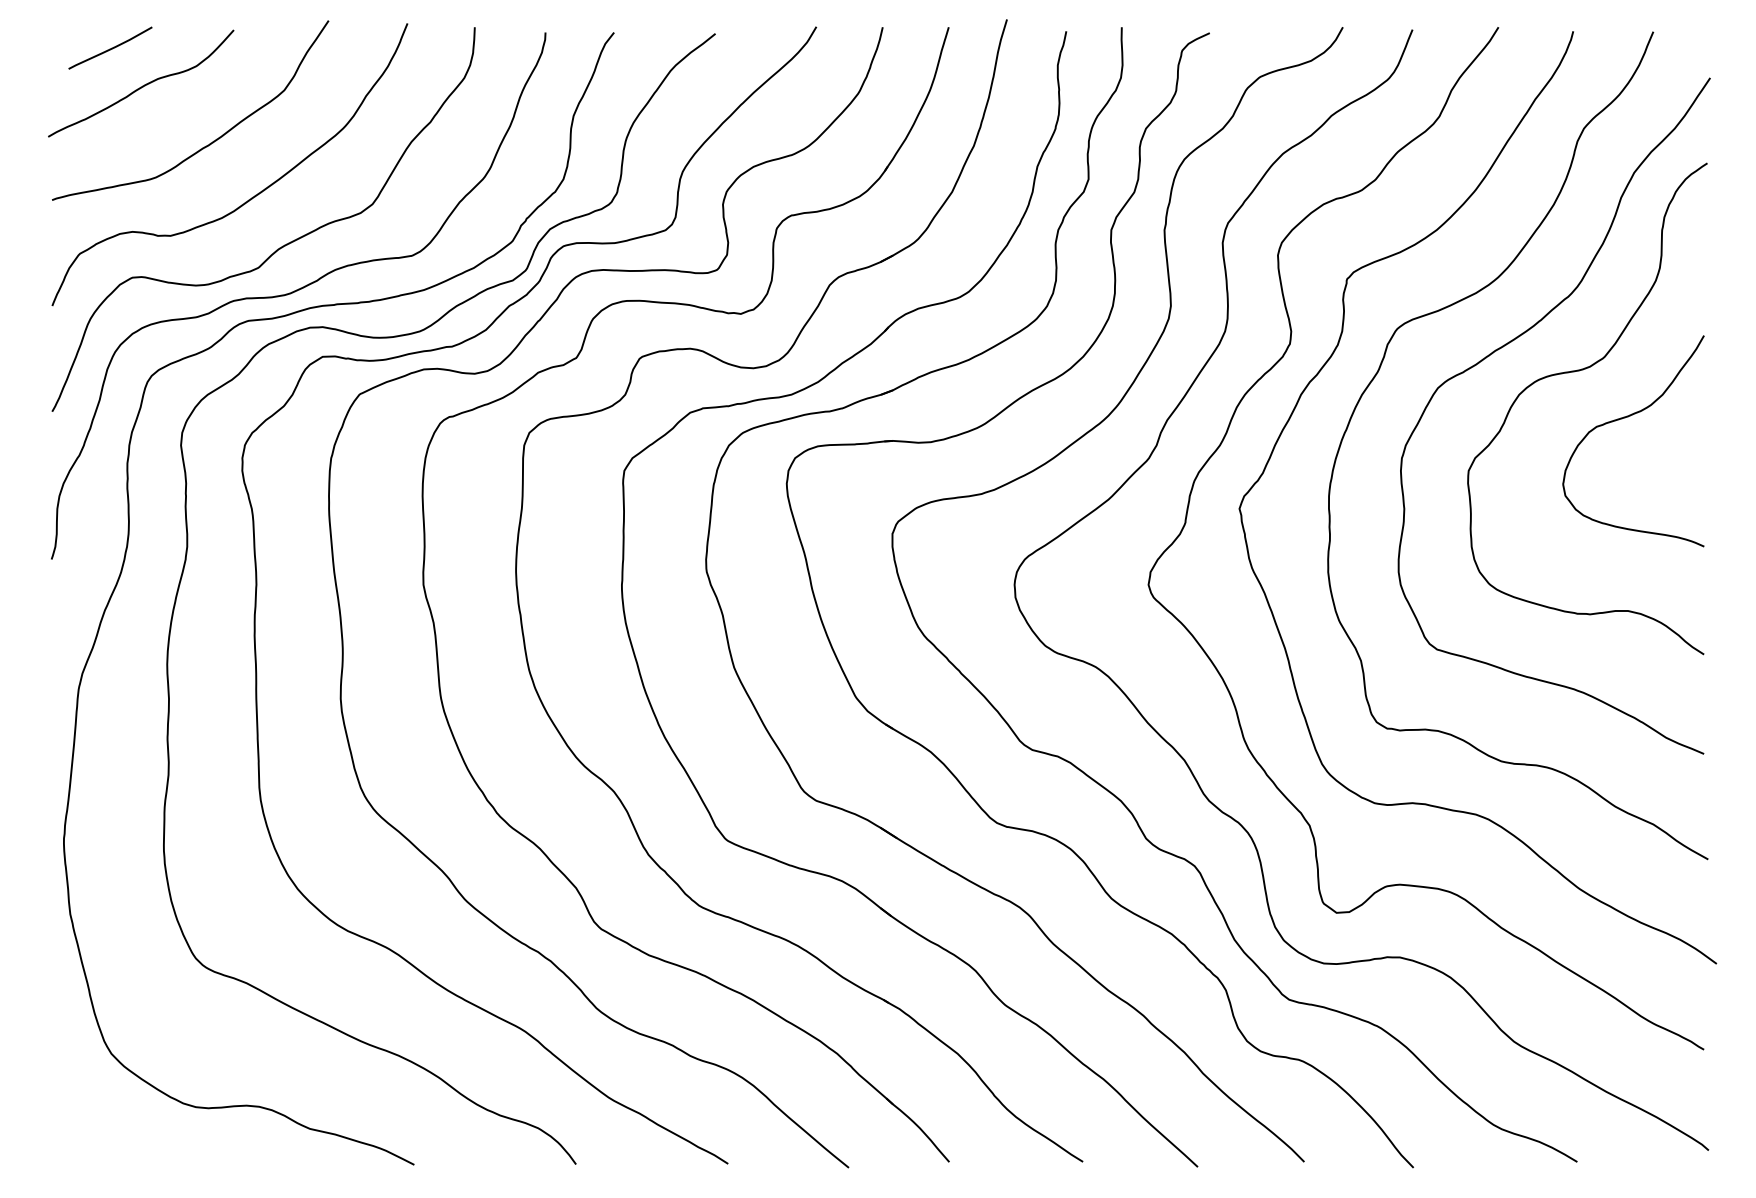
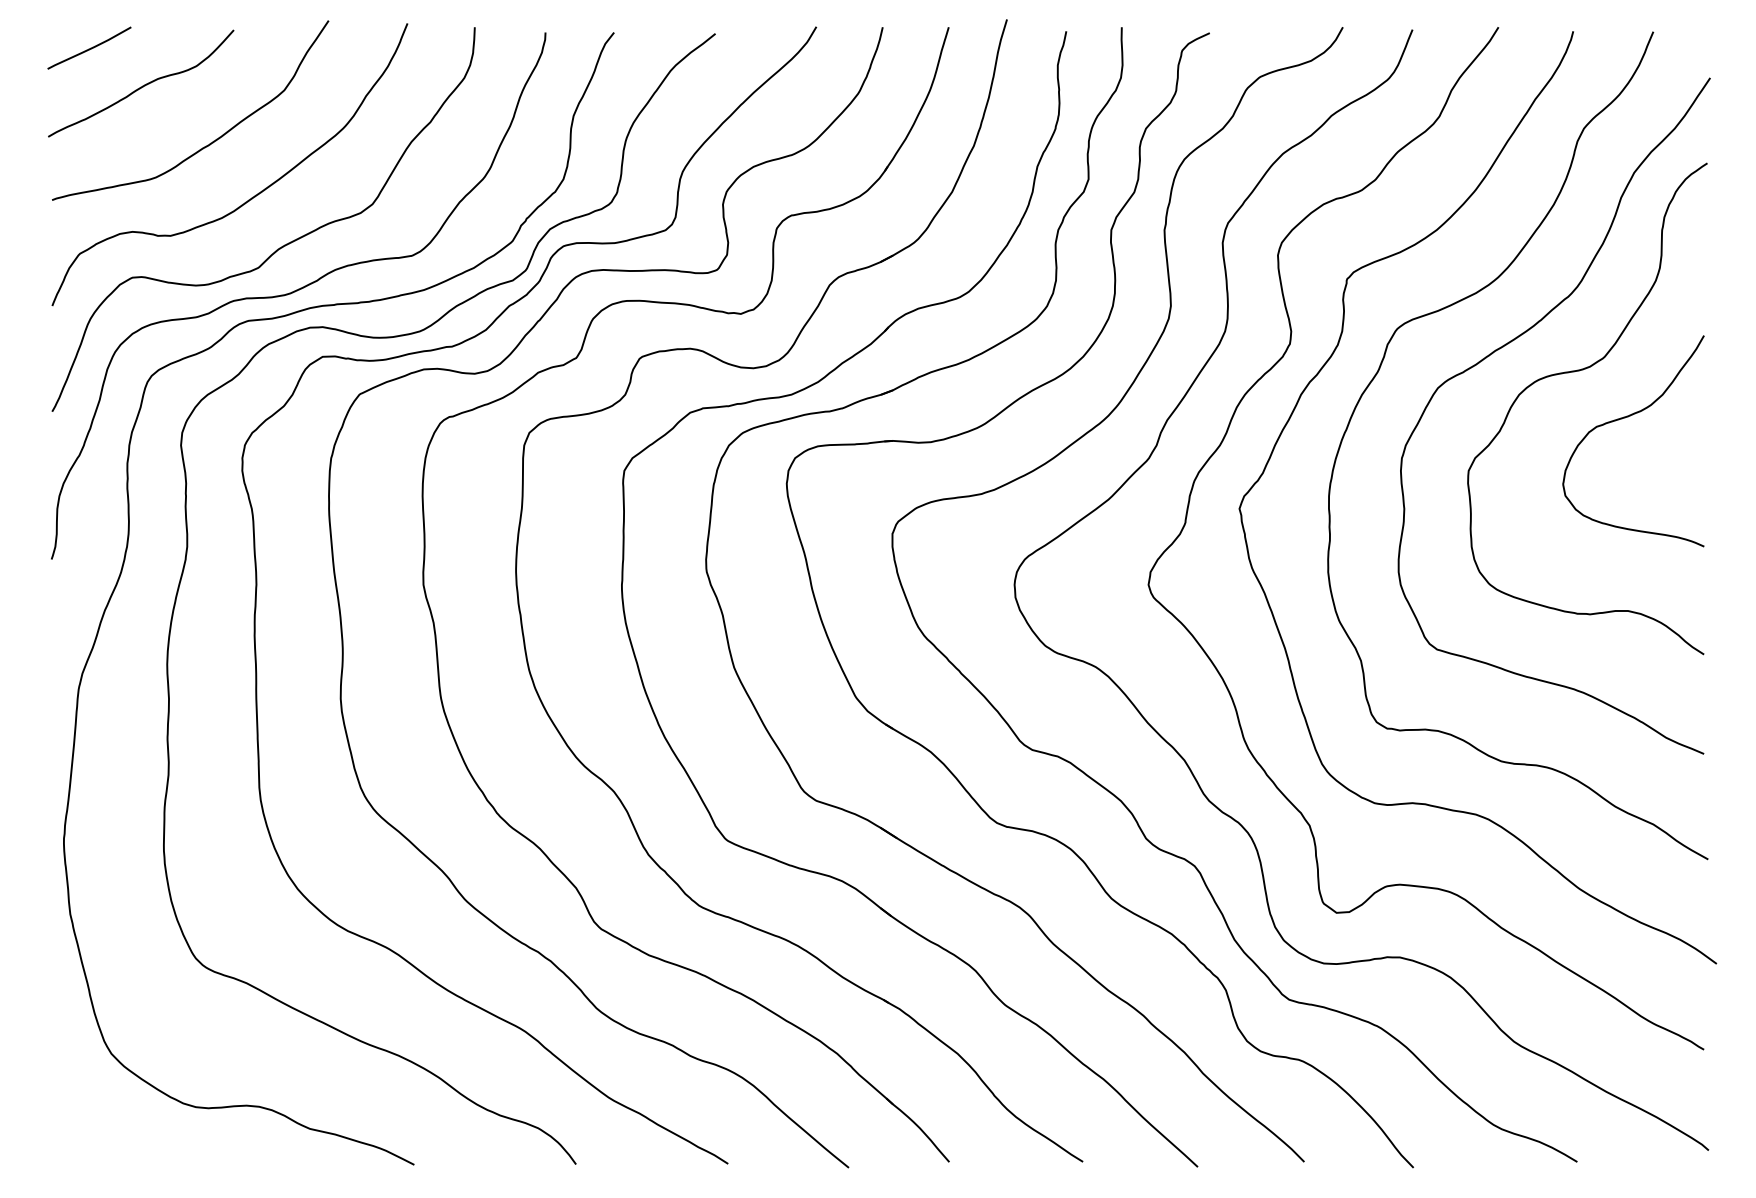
curve position: (111, 47) -> (90, 47) (90, 47)
